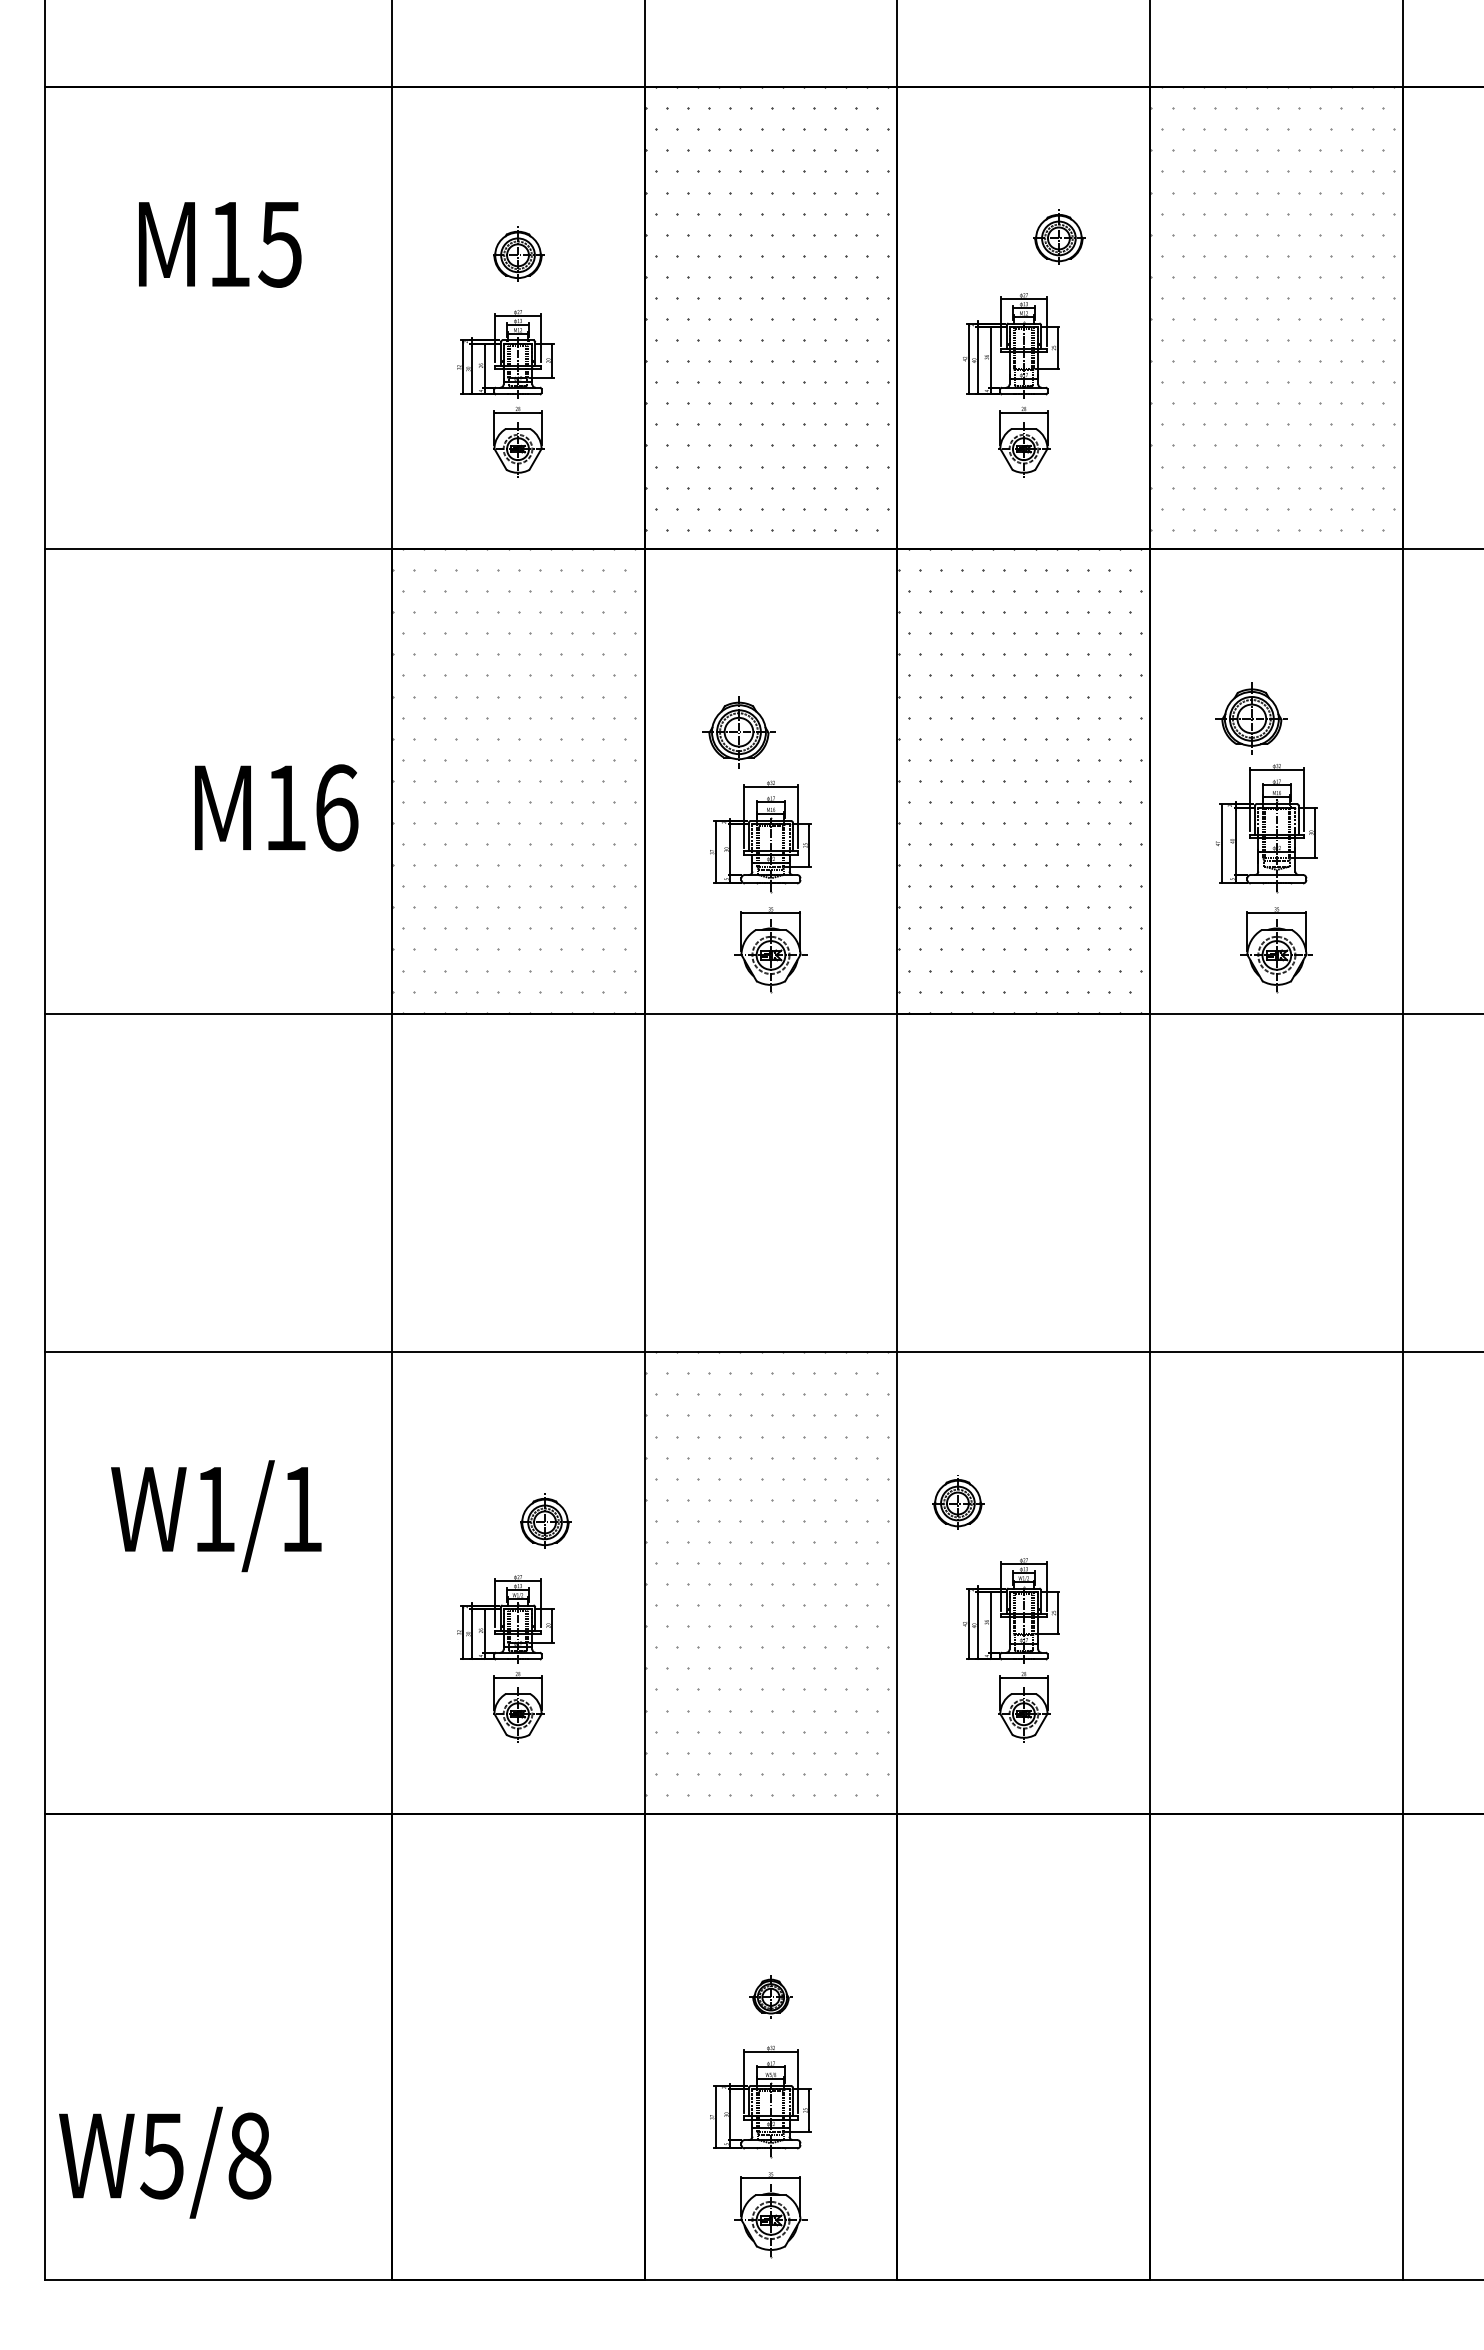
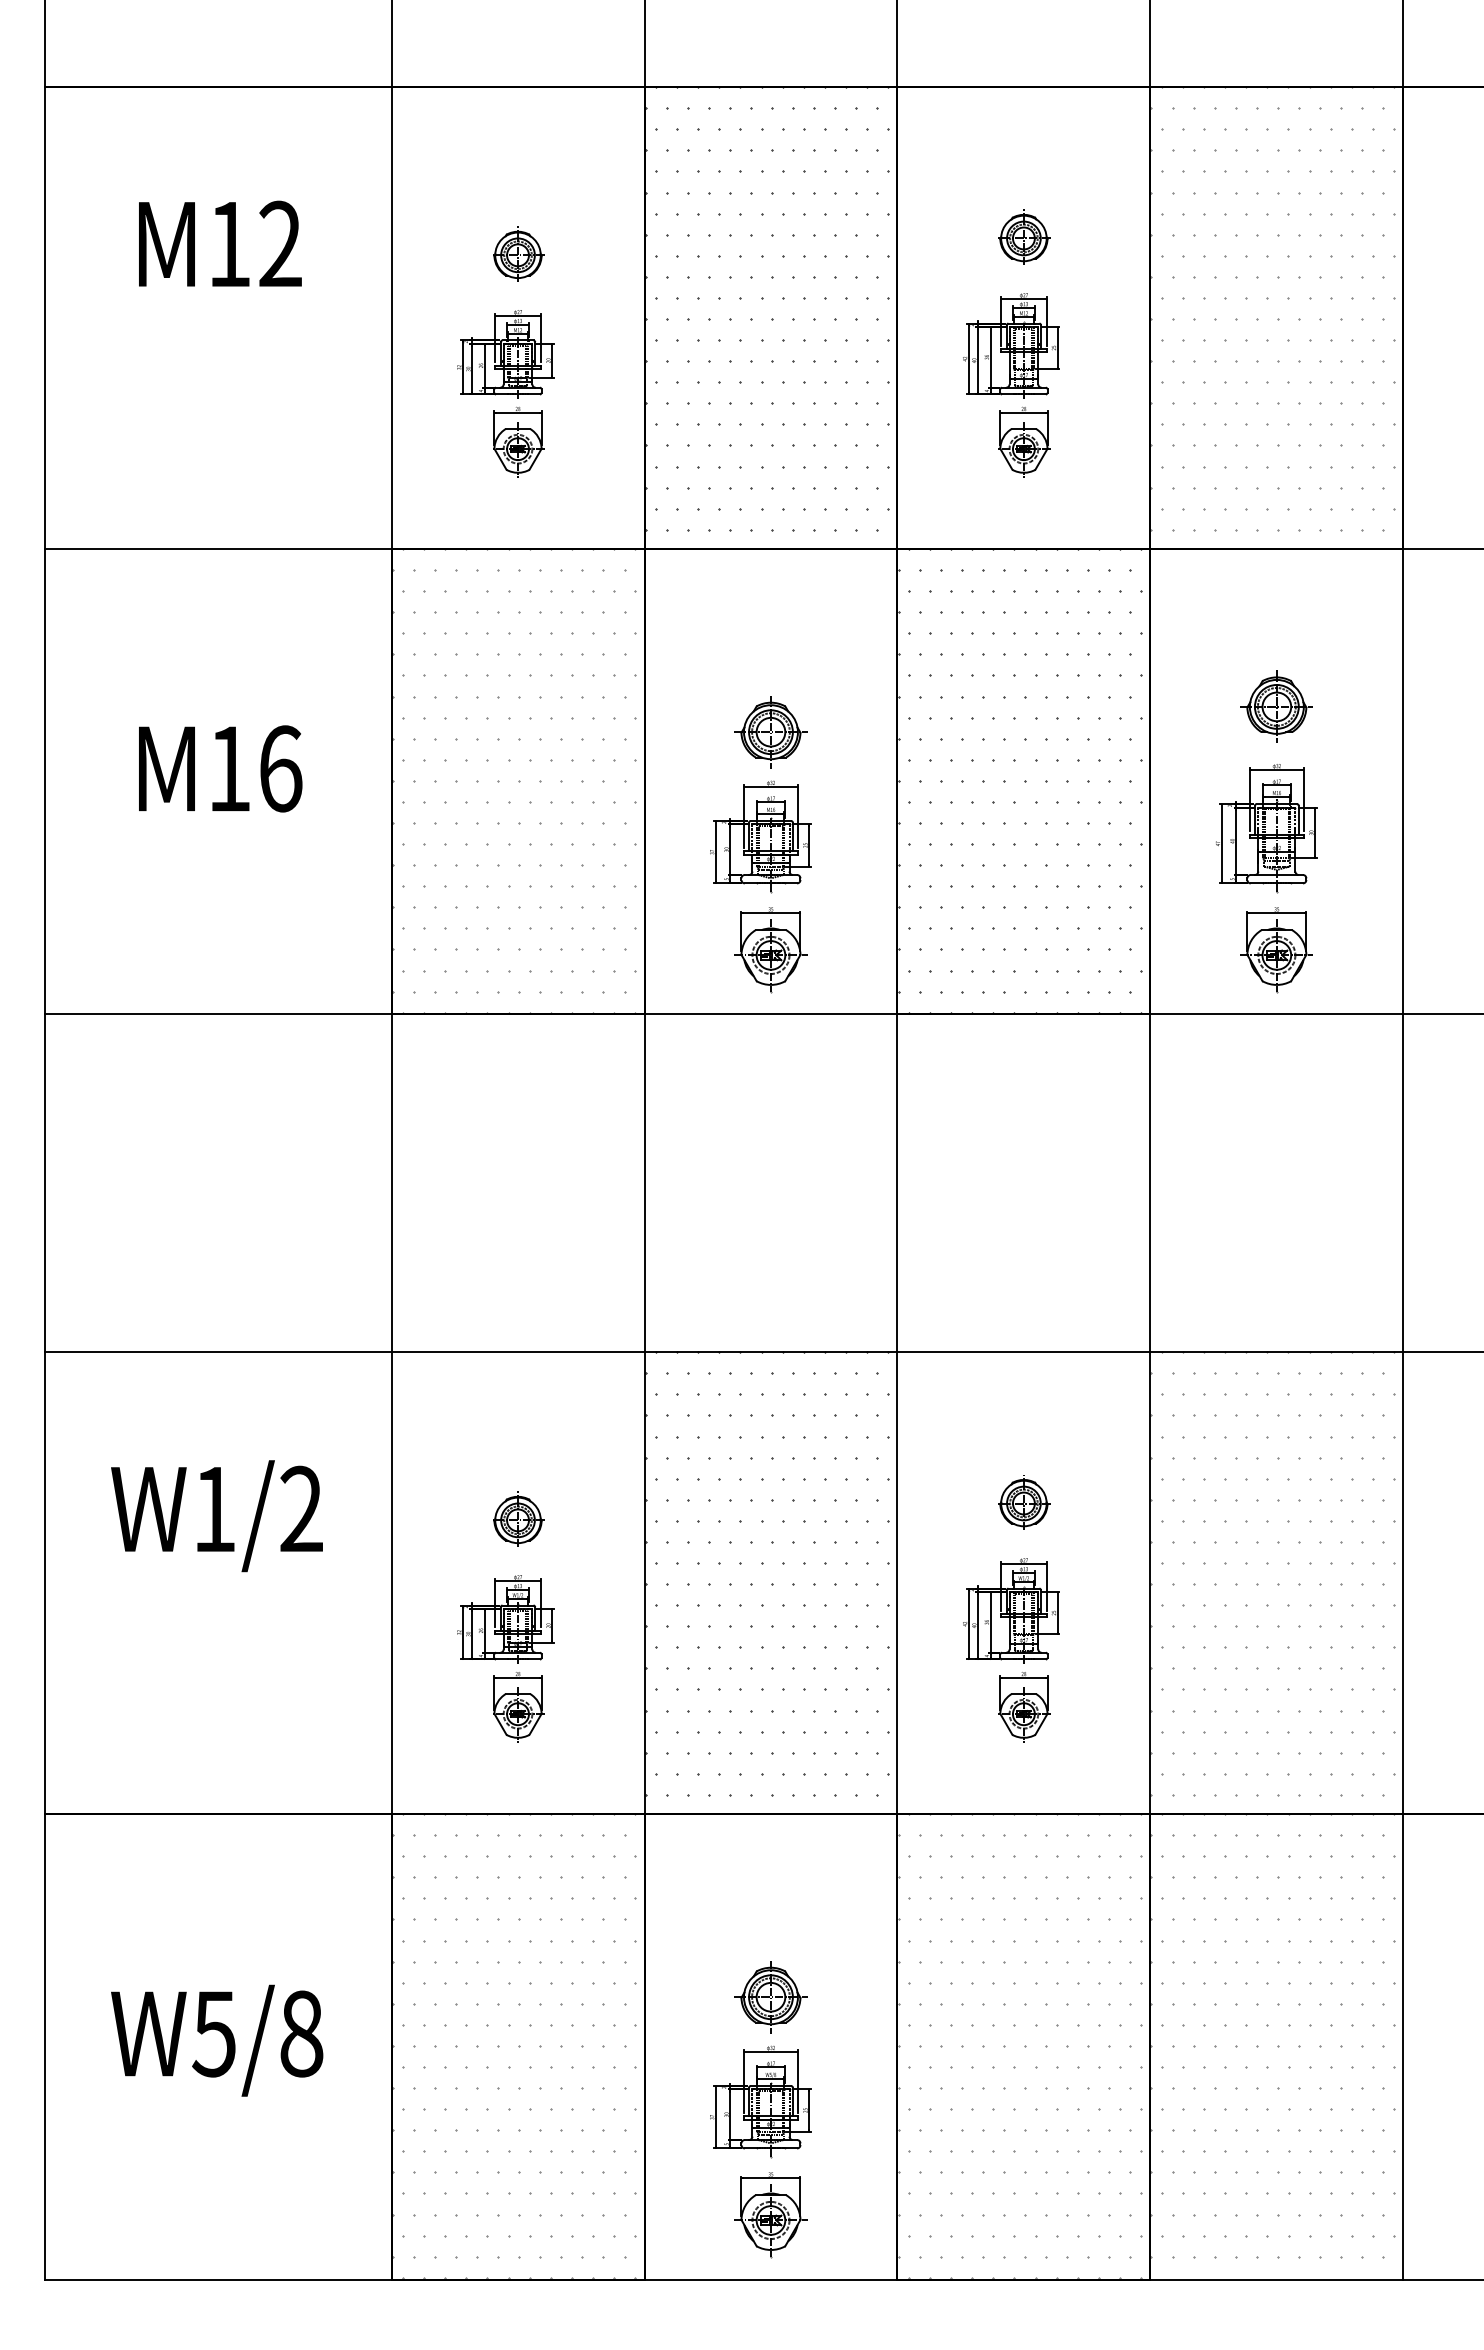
part position: (1059, 236) -> (1024, 236) (1024, 236)
text: M15 -> M12 (279, 243)
part position: (1251, 718) -> (1276, 706) (1276, 706)
part position: (738, 732) -> (770, 732) (770, 732)
text position: (276, 807) -> (220, 768) (220, 768)
part position: (958, 1502) -> (1024, 1502) (1024, 1502)
text: W1/1 -> W1/2 (301, 1508)
part position: (545, 1520) -> (518, 1518) (518, 1518)
hatch: none -> present (766, 1573)
hatch: none -> present (1272, 1573)
part size: 44x44 px -> 74x73 px (770, 1997)
hatch: none -> present (1272, 2035)
hatch: none -> present (513, 2045)
hatch: none -> present (1019, 2045)
text position: (165, 2162) -> (217, 2040) (217, 2040)
